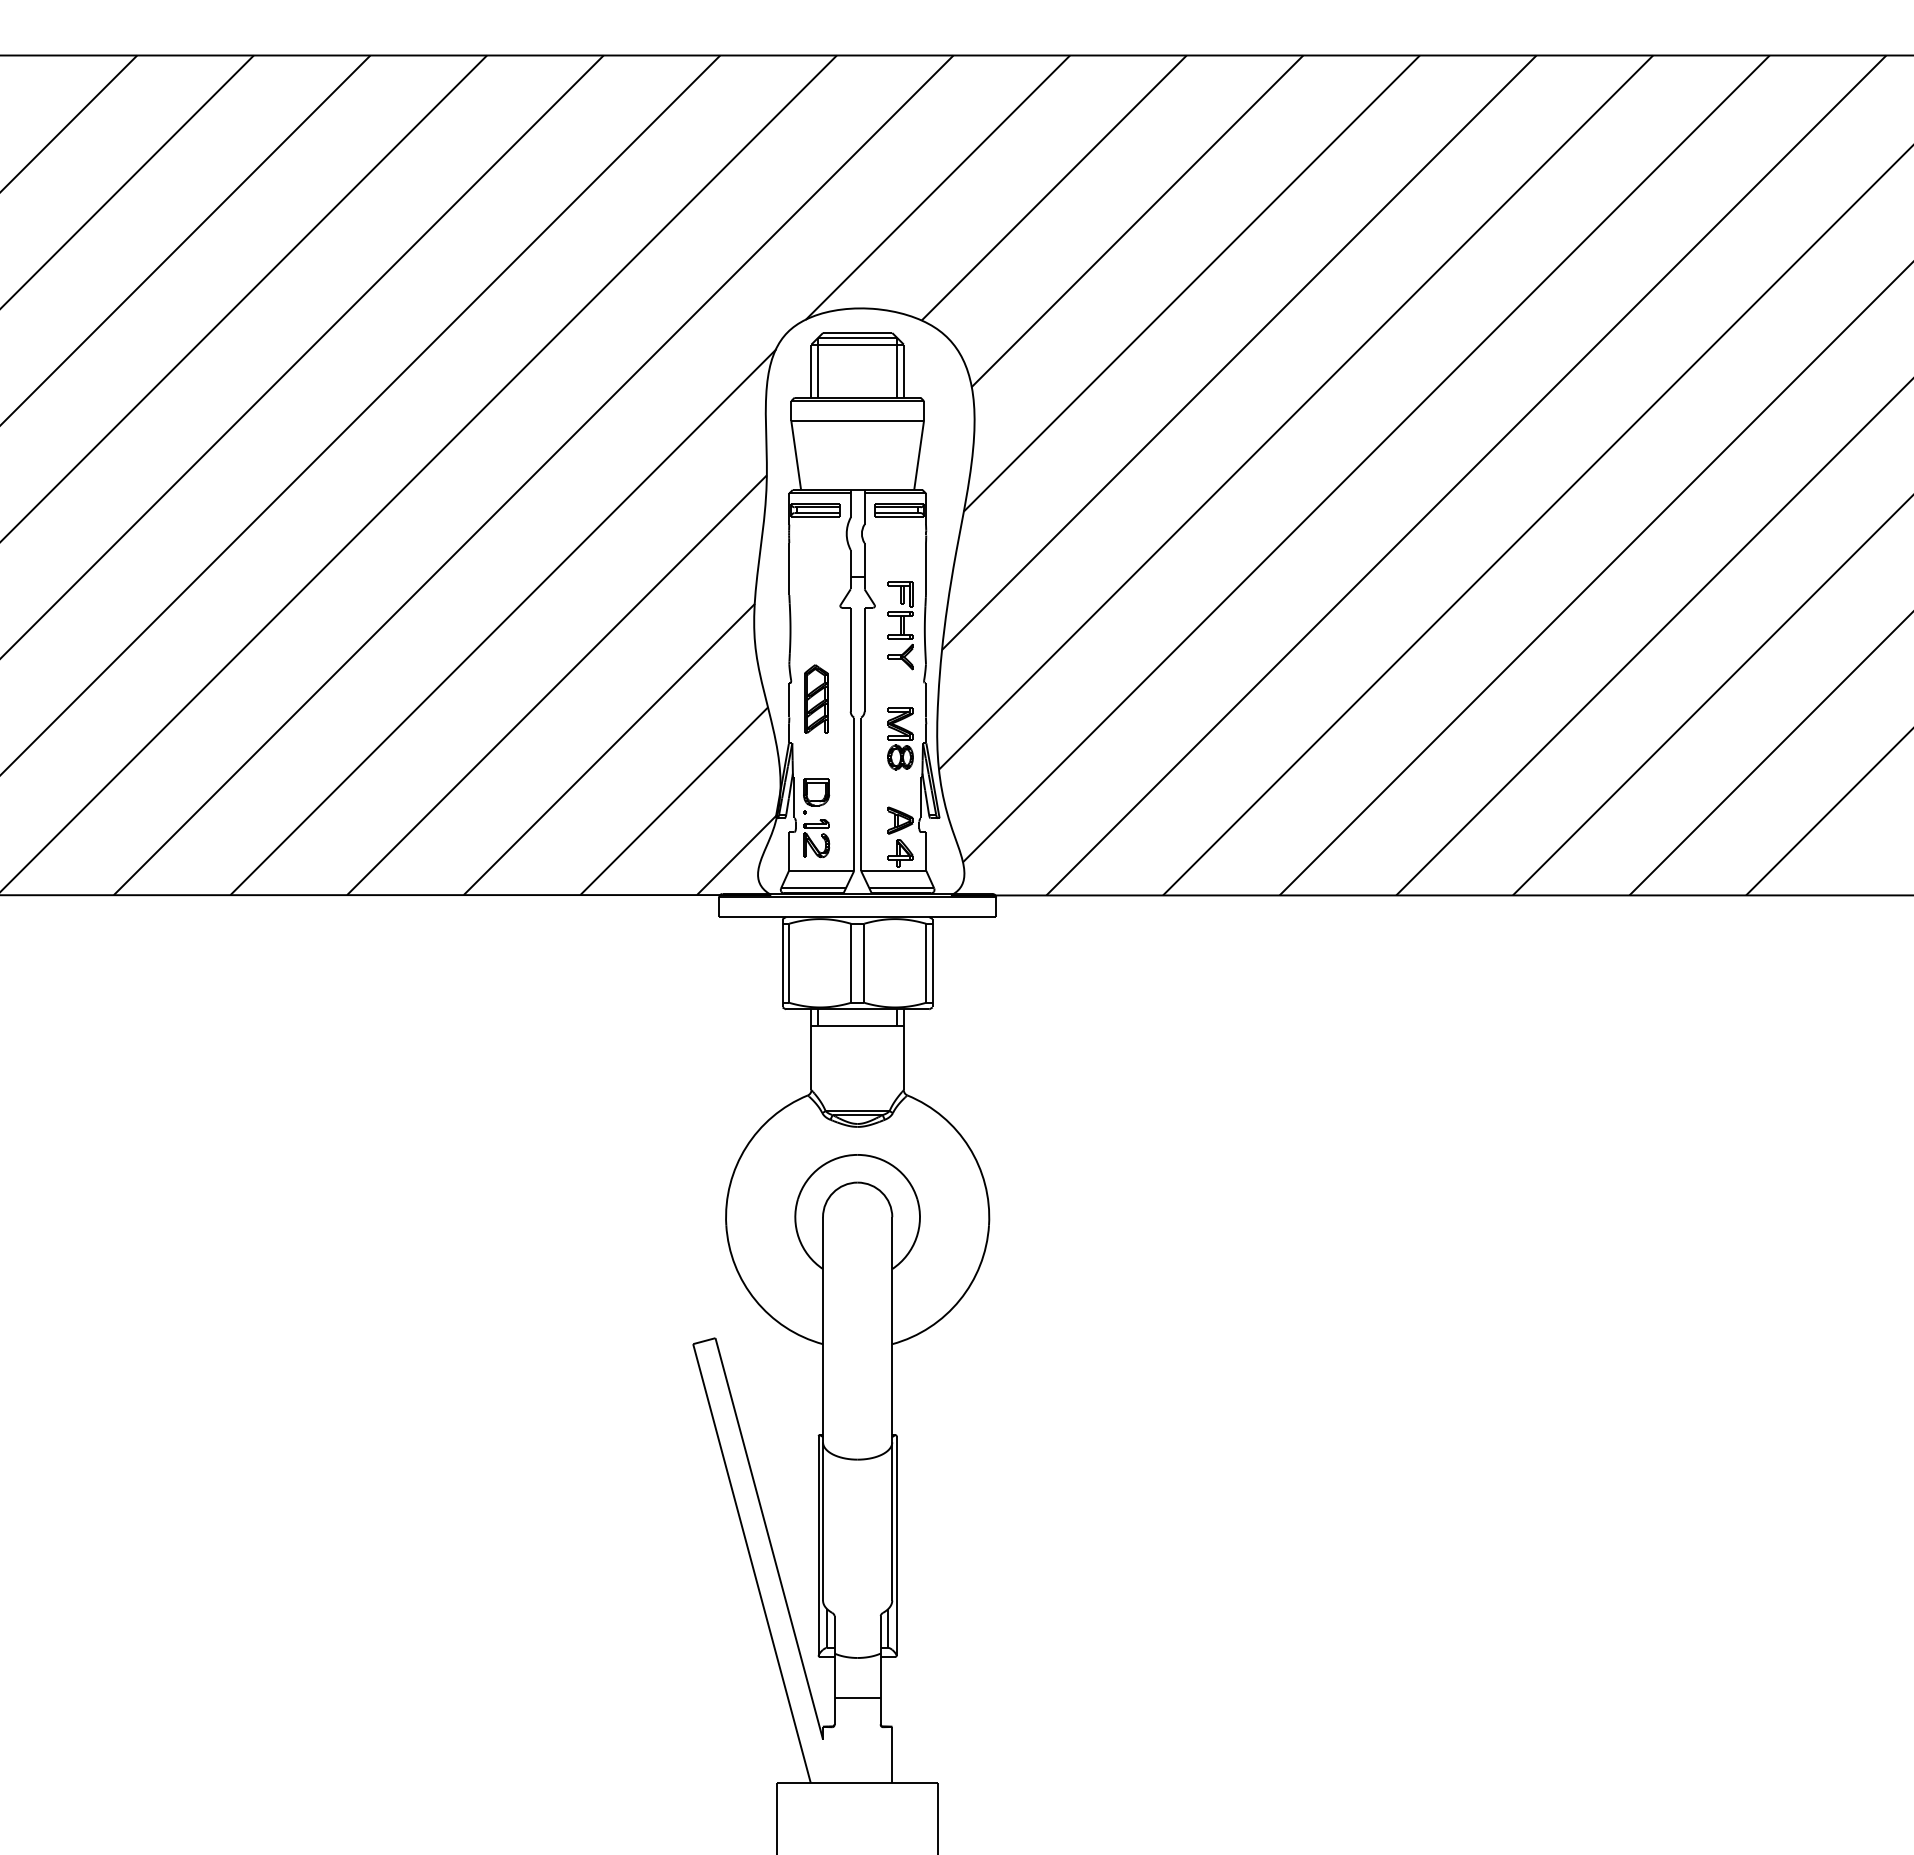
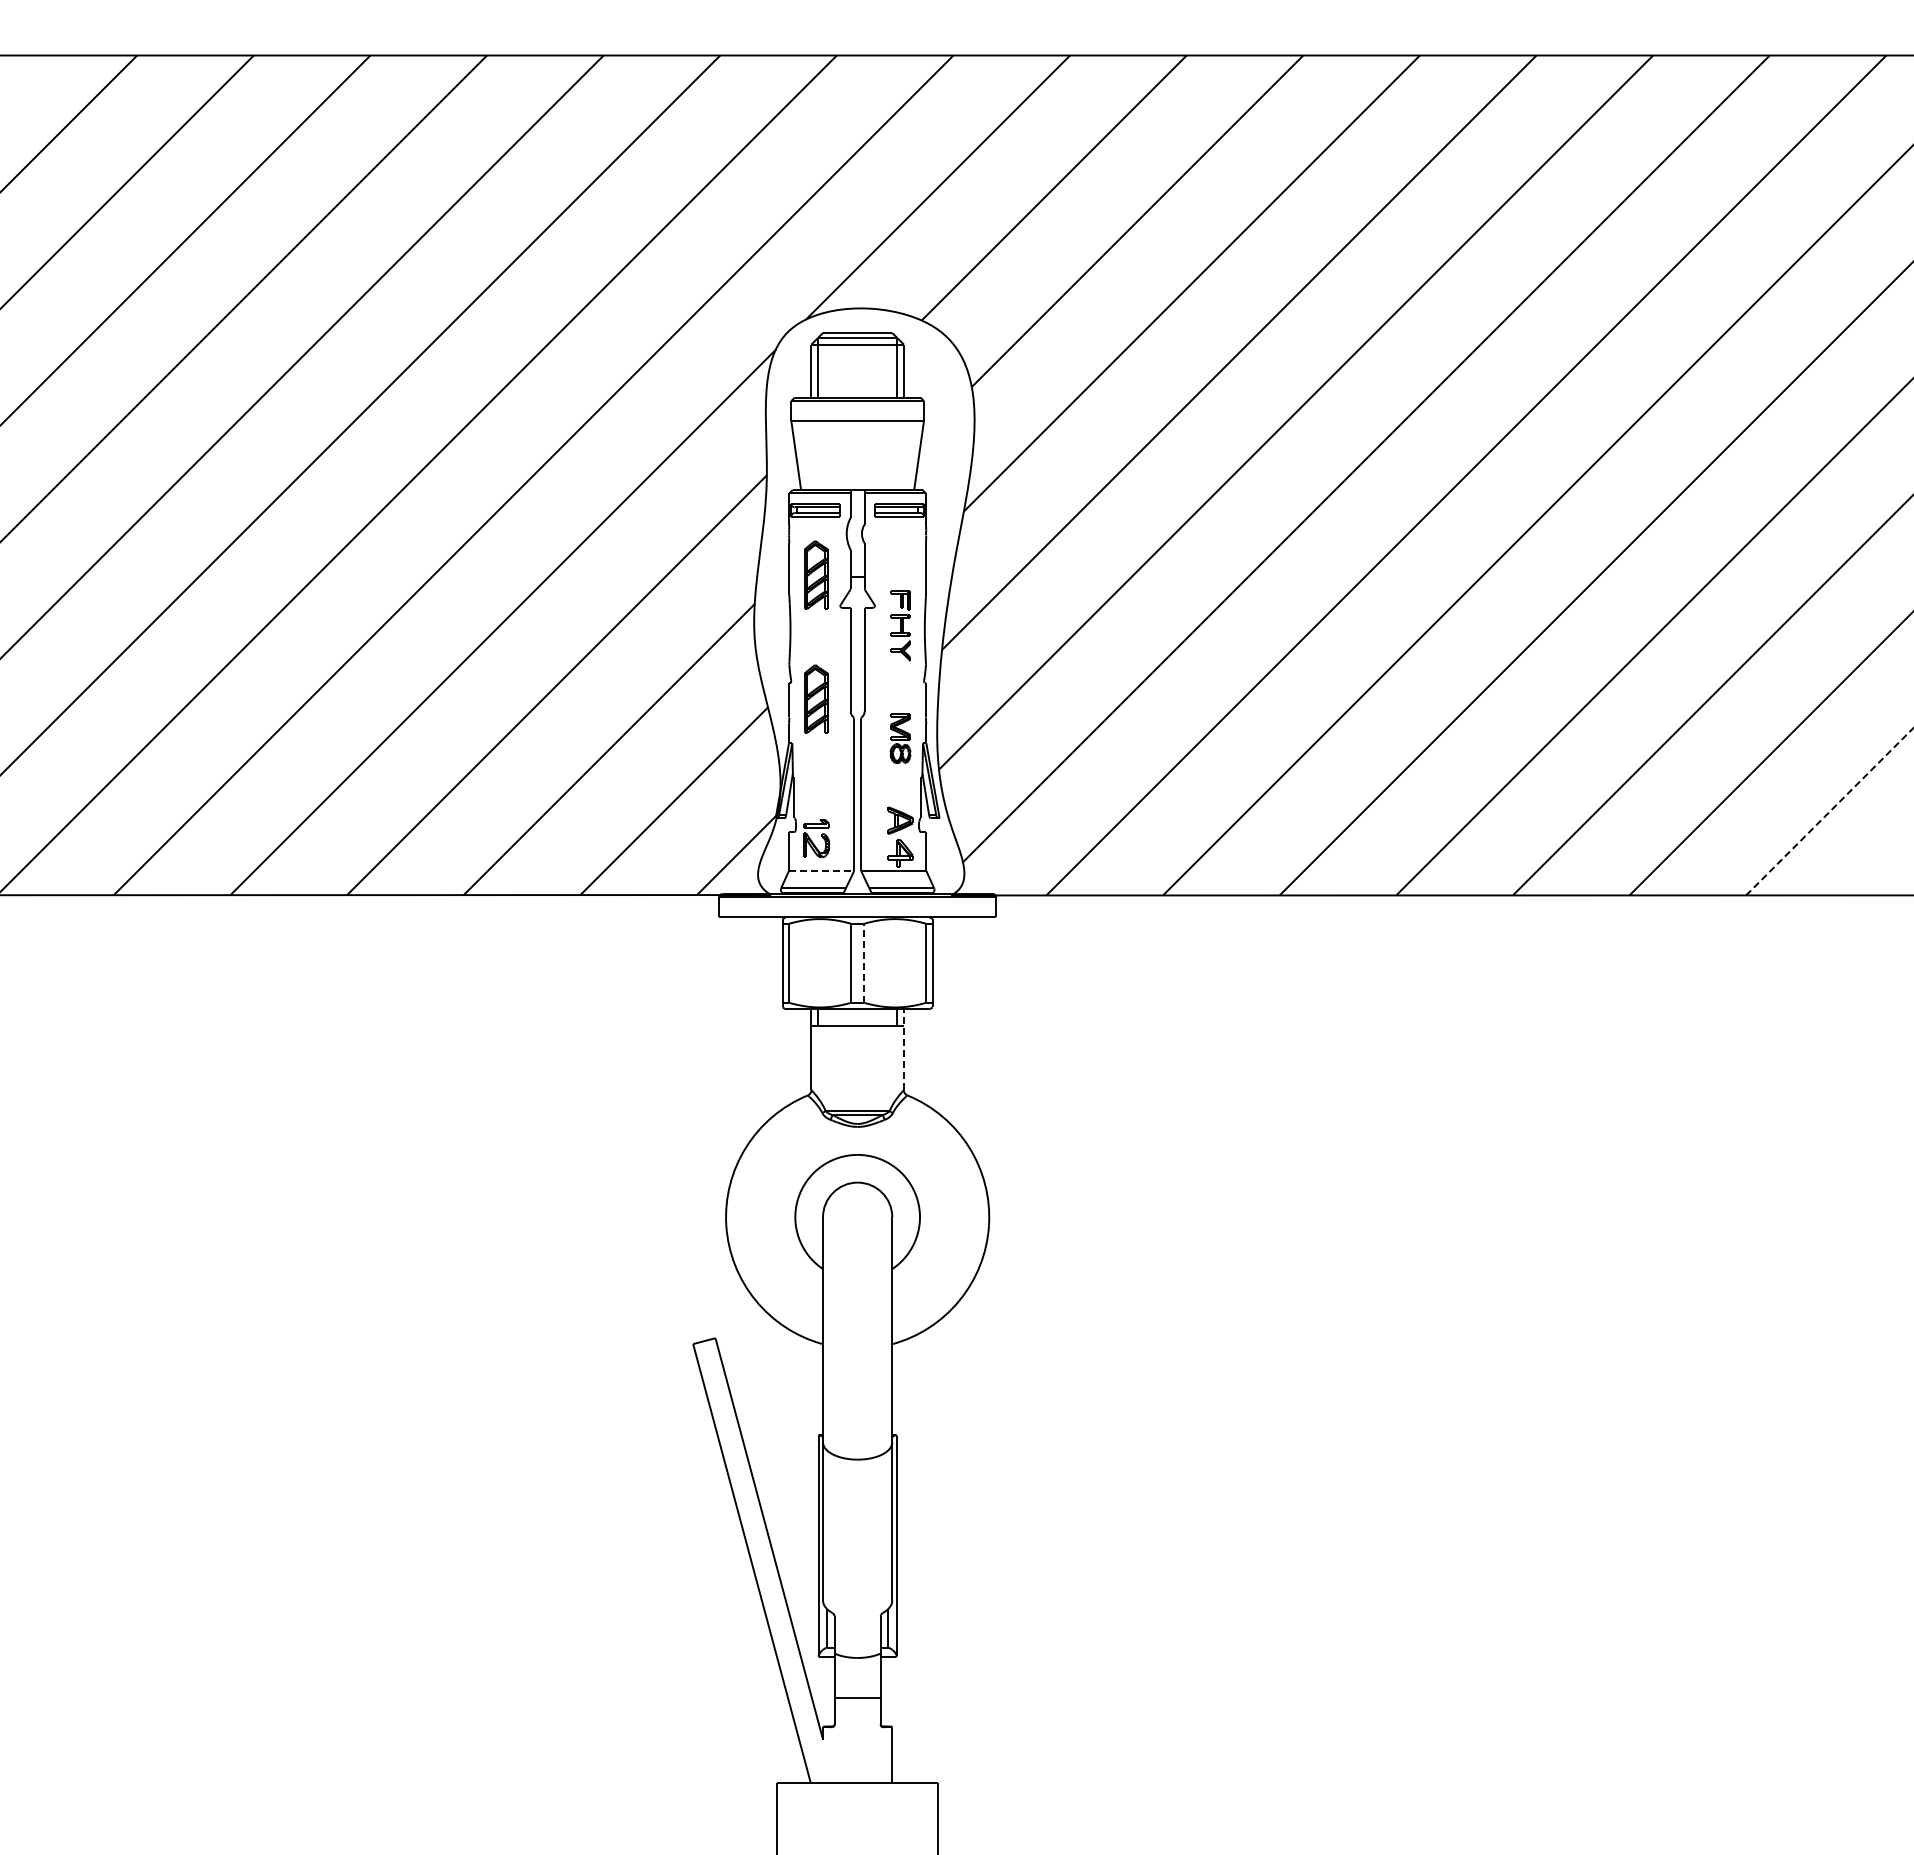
part: none -> present (816, 574)
part size: 27x90 px -> 21x72 px (900, 625)
part size: 27x64 px -> 23x51 px (900, 738)
part: present -> none (816, 796)
line: solid -> dashed (1830, 811)
line: solid -> dashed (821, 870)
line: solid -> dashed (864, 963)
line: solid -> dashed (903, 1049)
